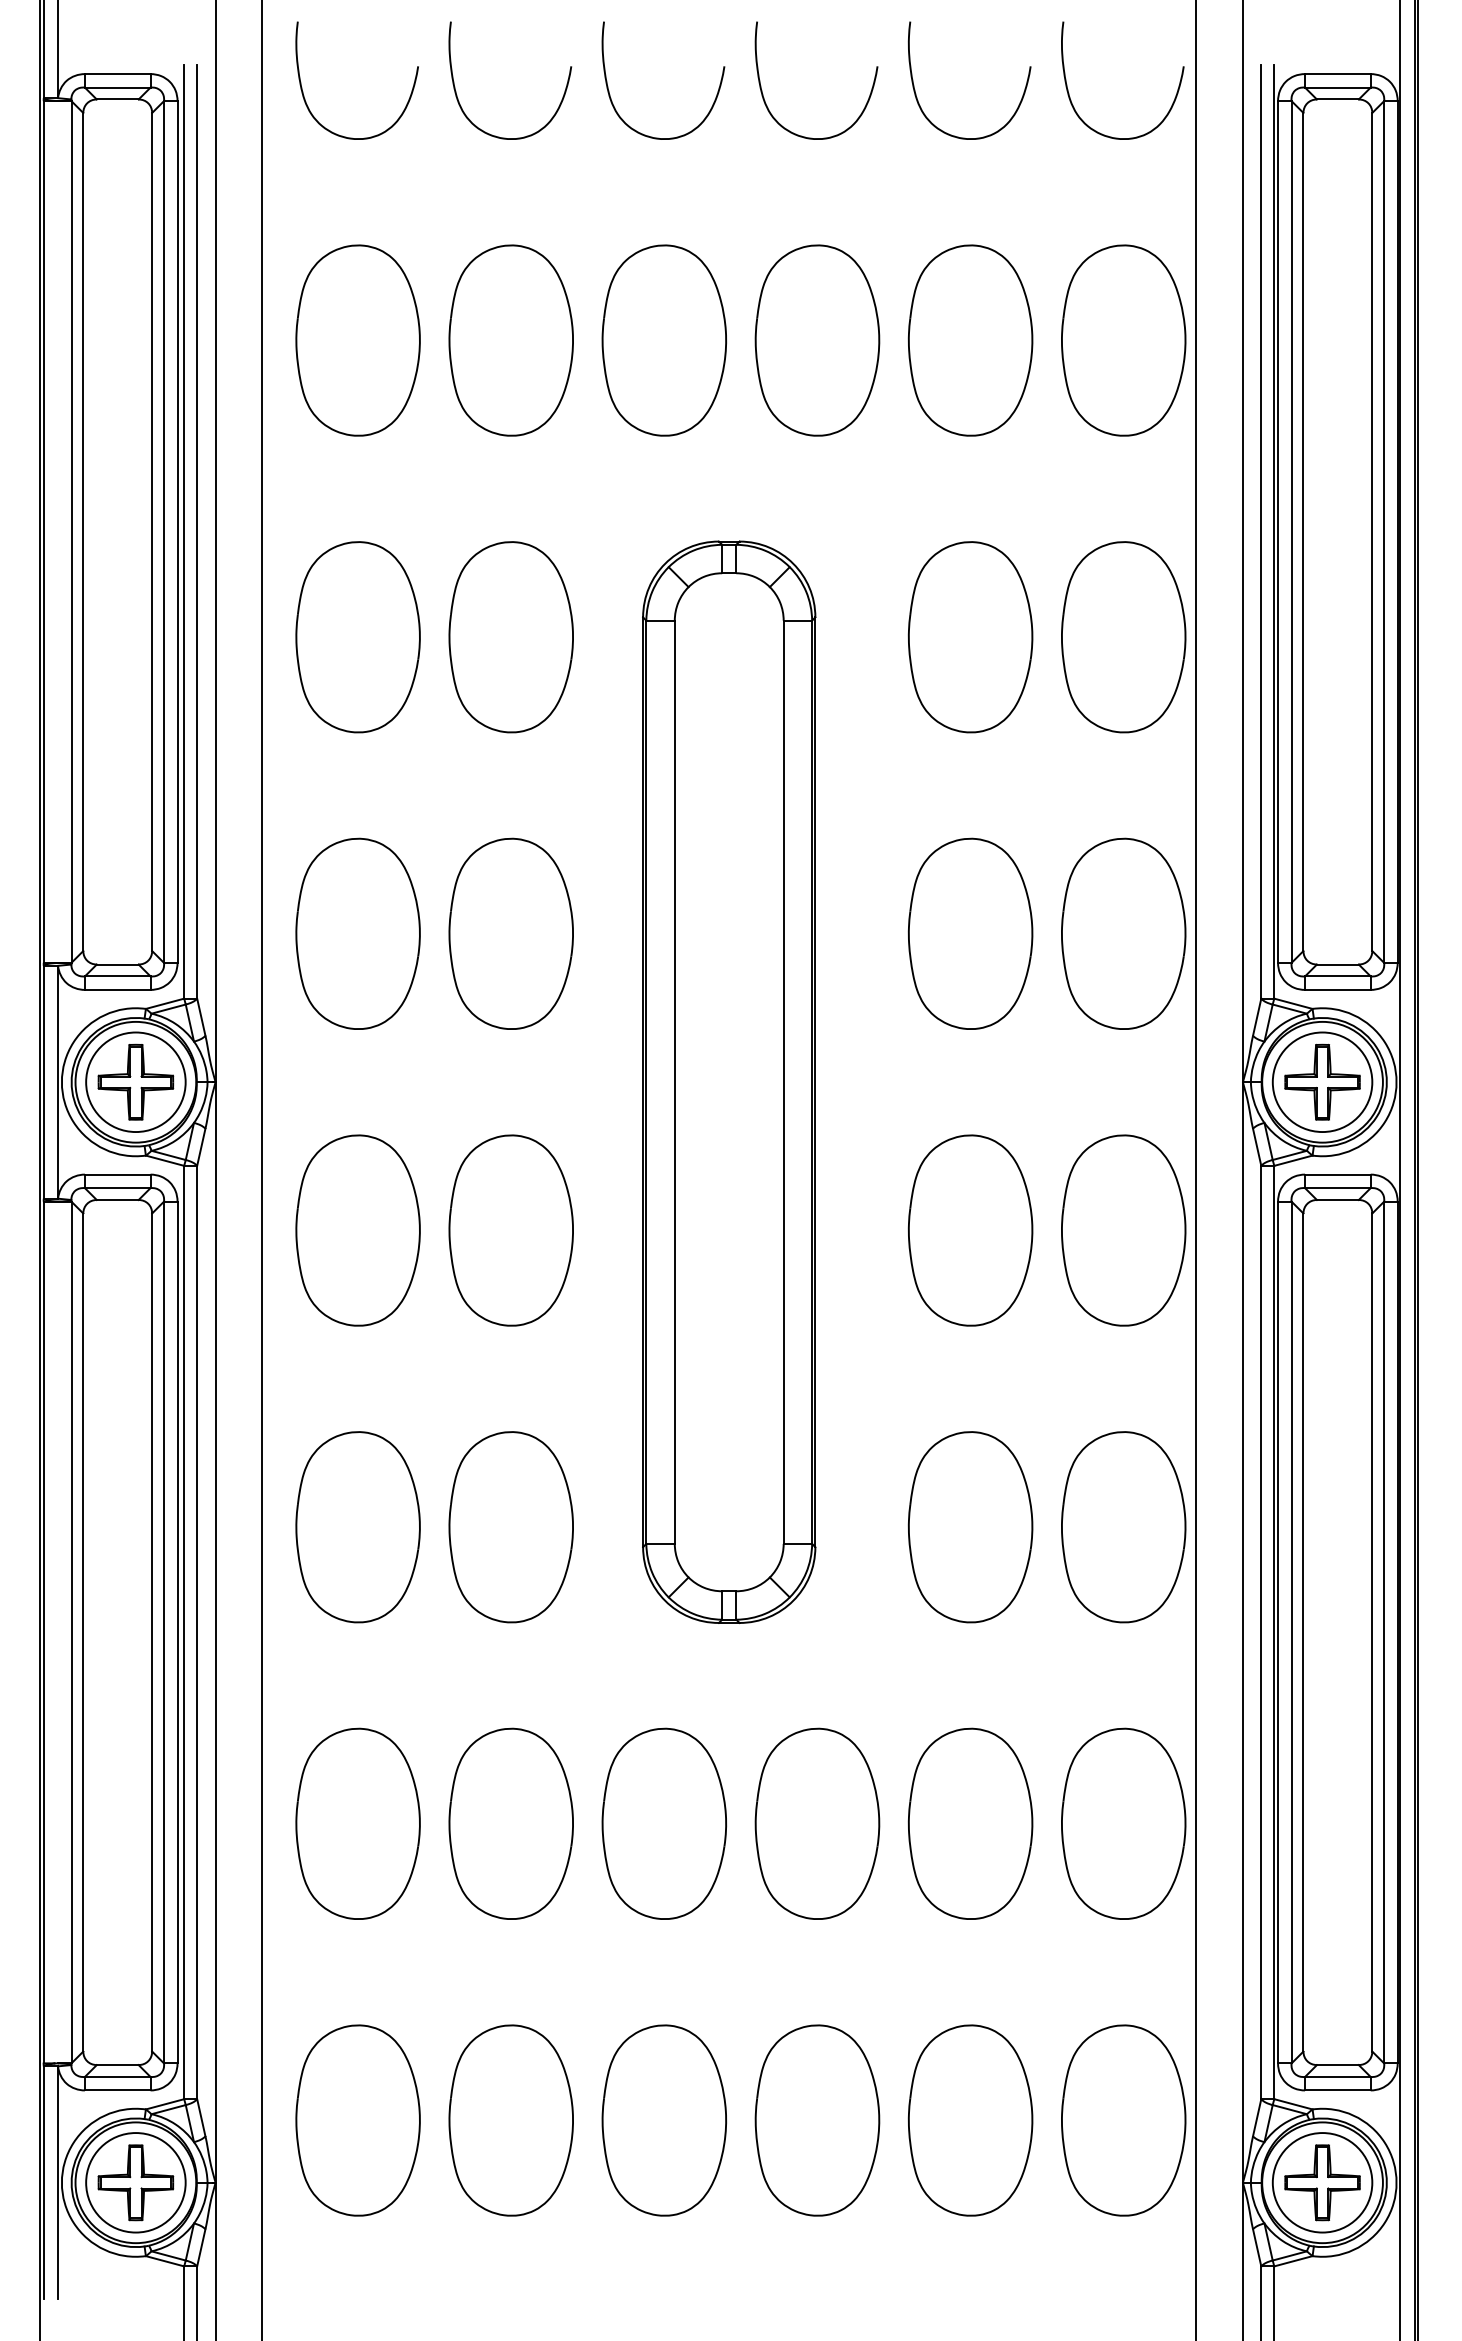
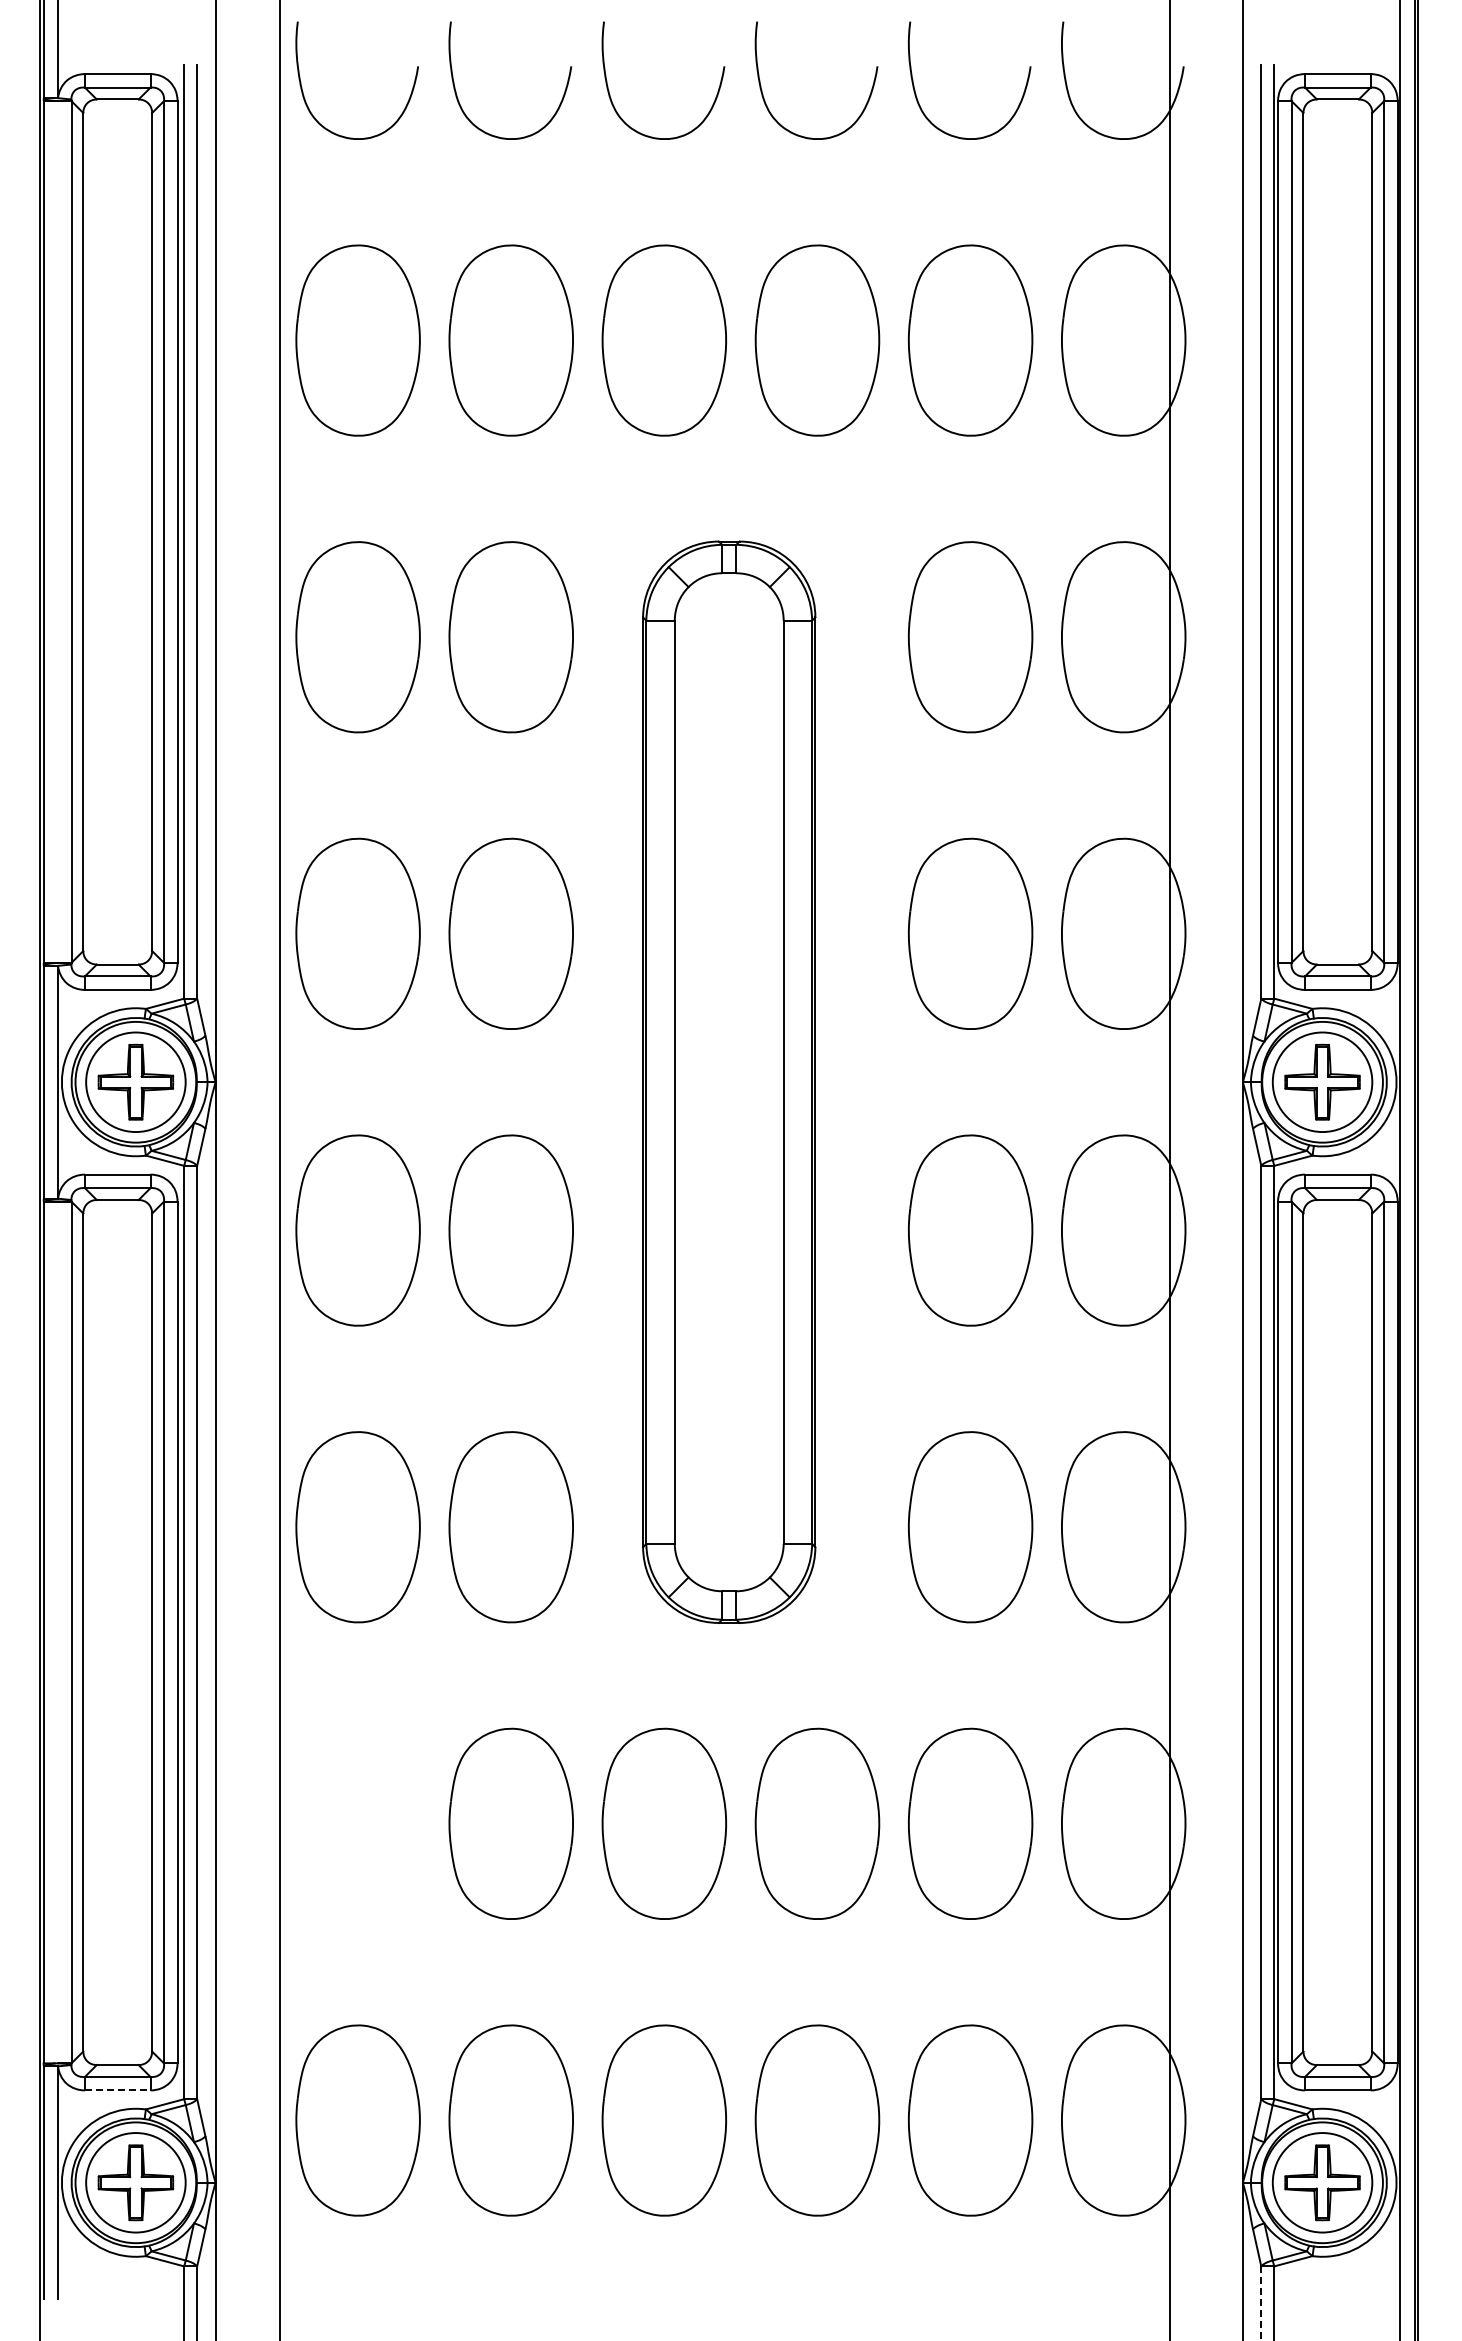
line position: (262, 1169) -> (280, 1169) (280, 1169)
line position: (1196, 1169) -> (1170, 1169) (1170, 1169)
part: present -> none (357, 1823)
line: solid -> dashed (117, 2090)
line: solid -> dashed (1261, 2303)
